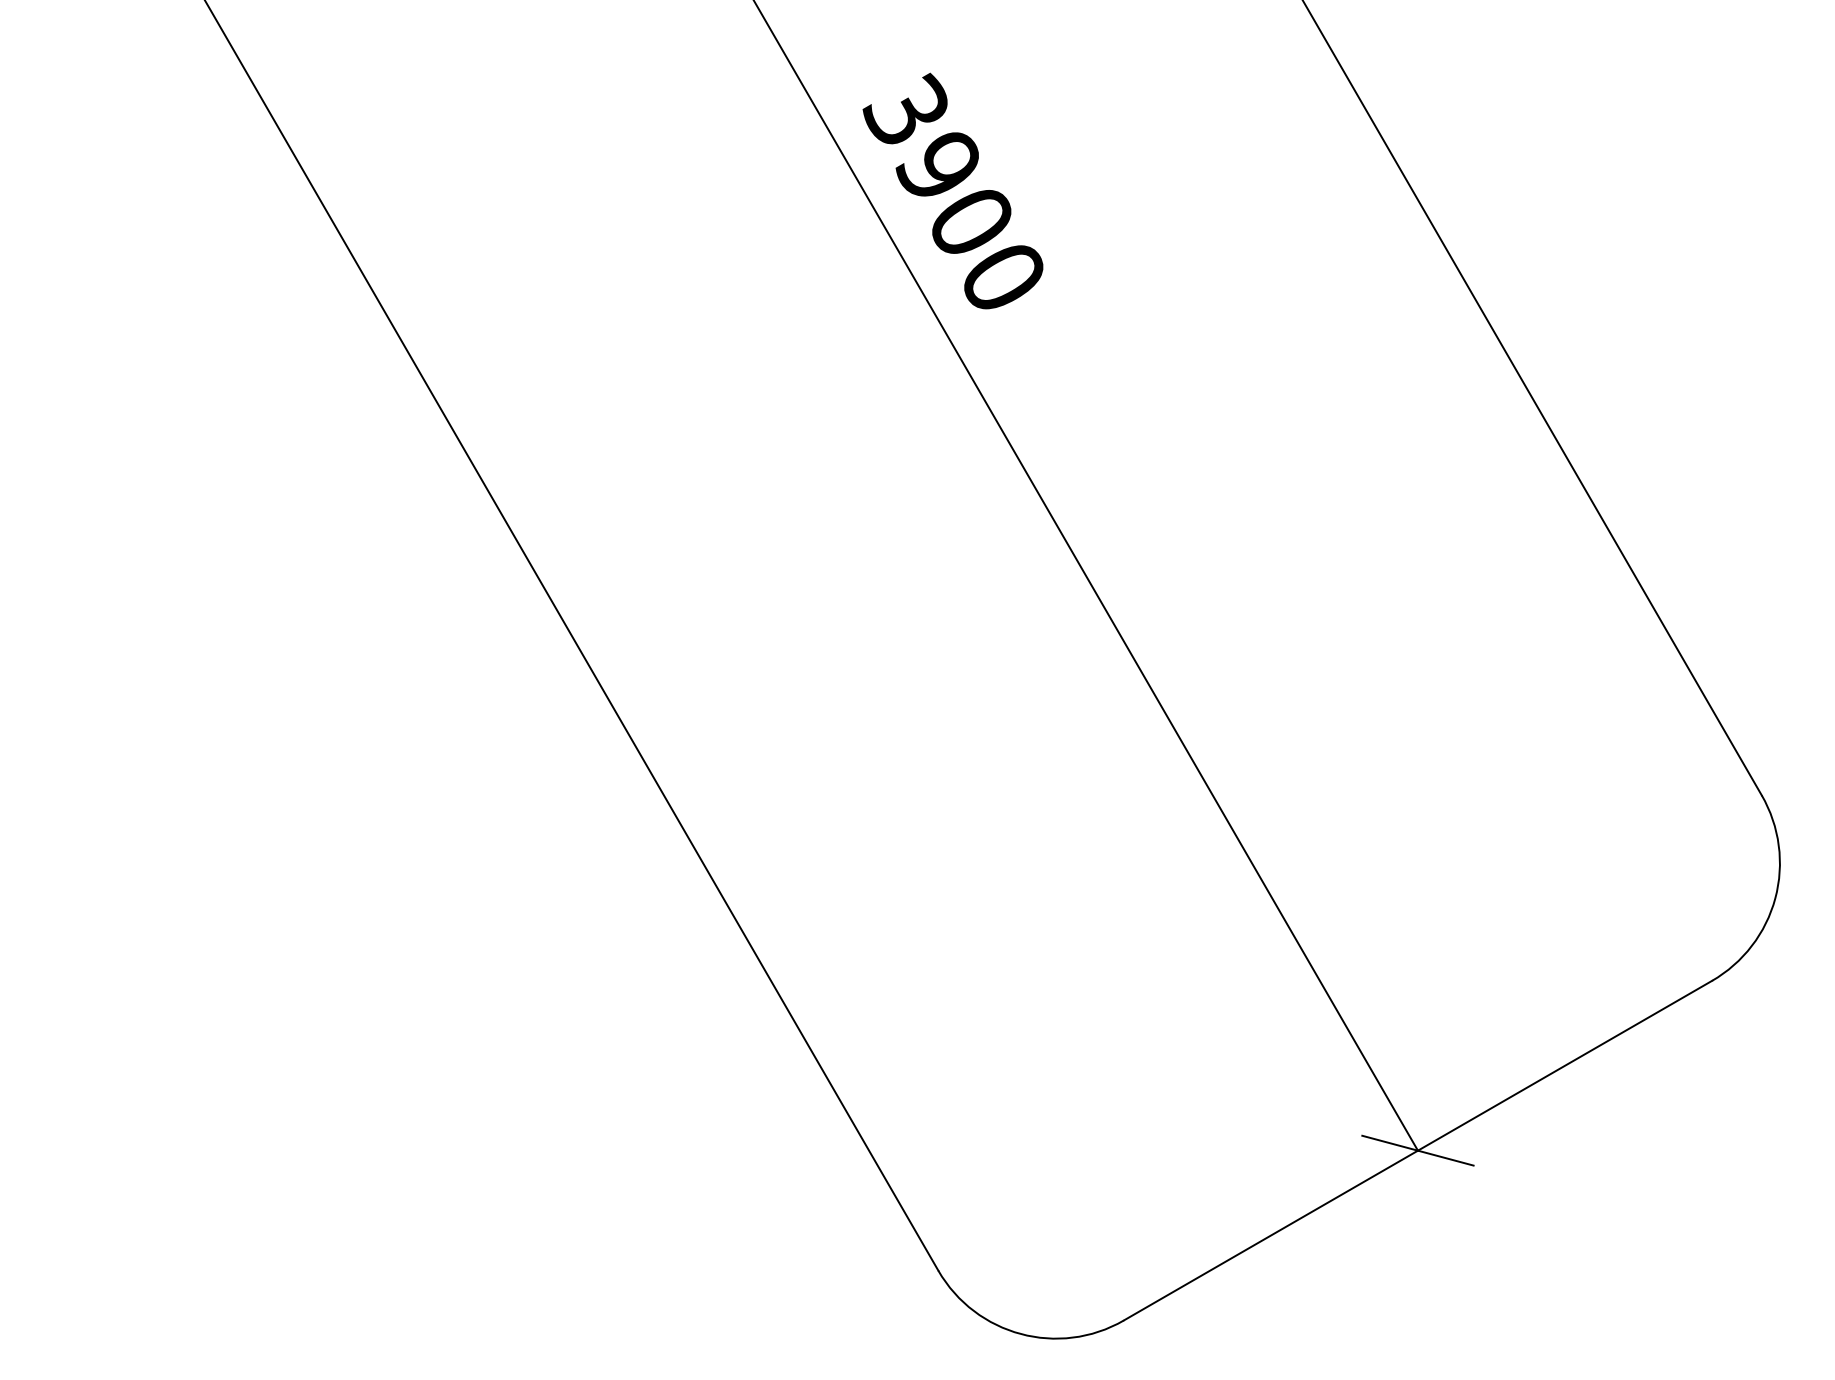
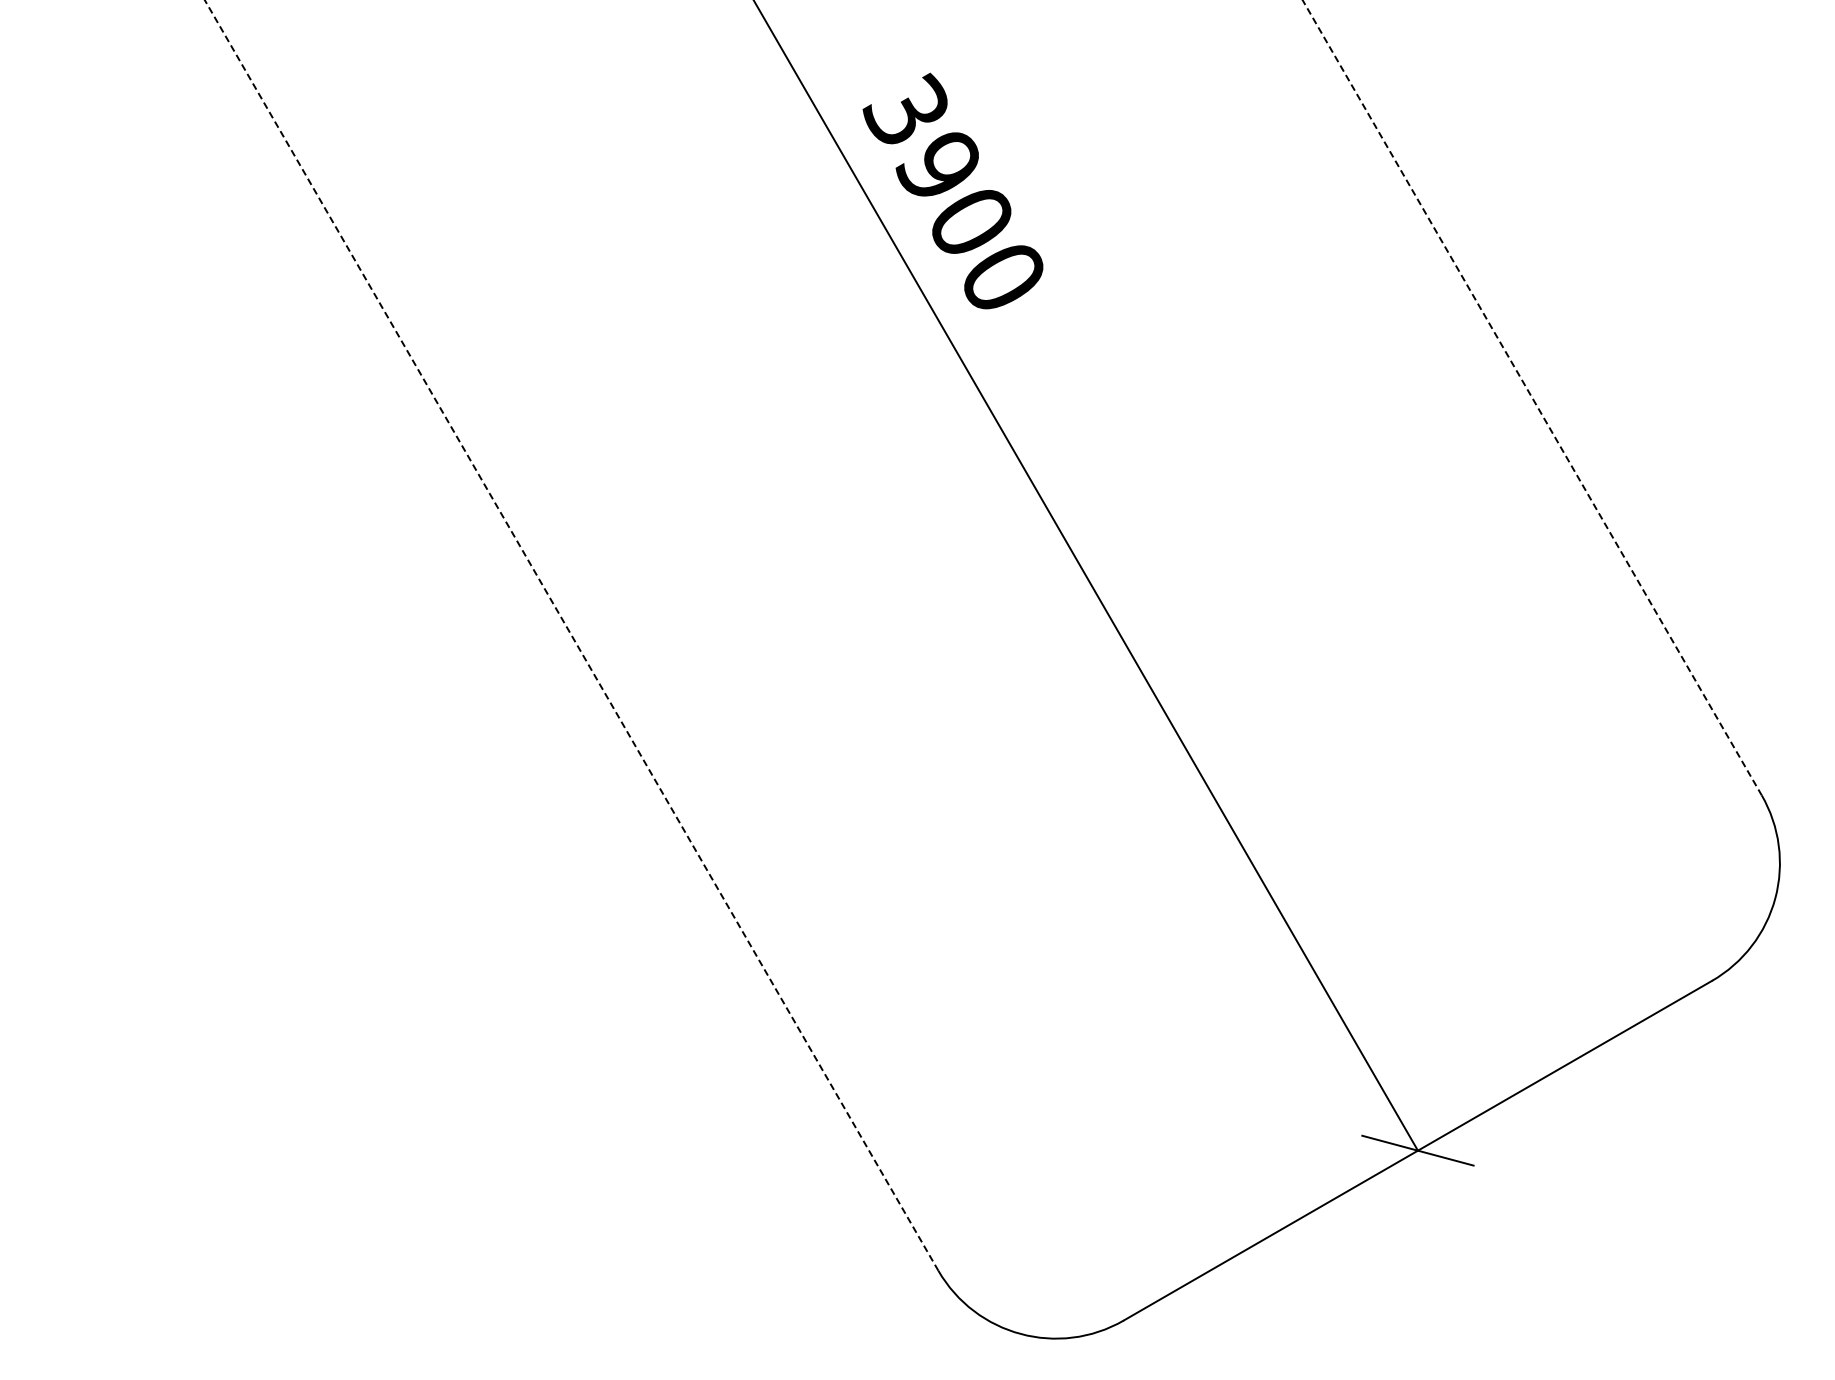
line: solid -> dashed (1532, 397)
line: solid -> dashed (571, 635)
